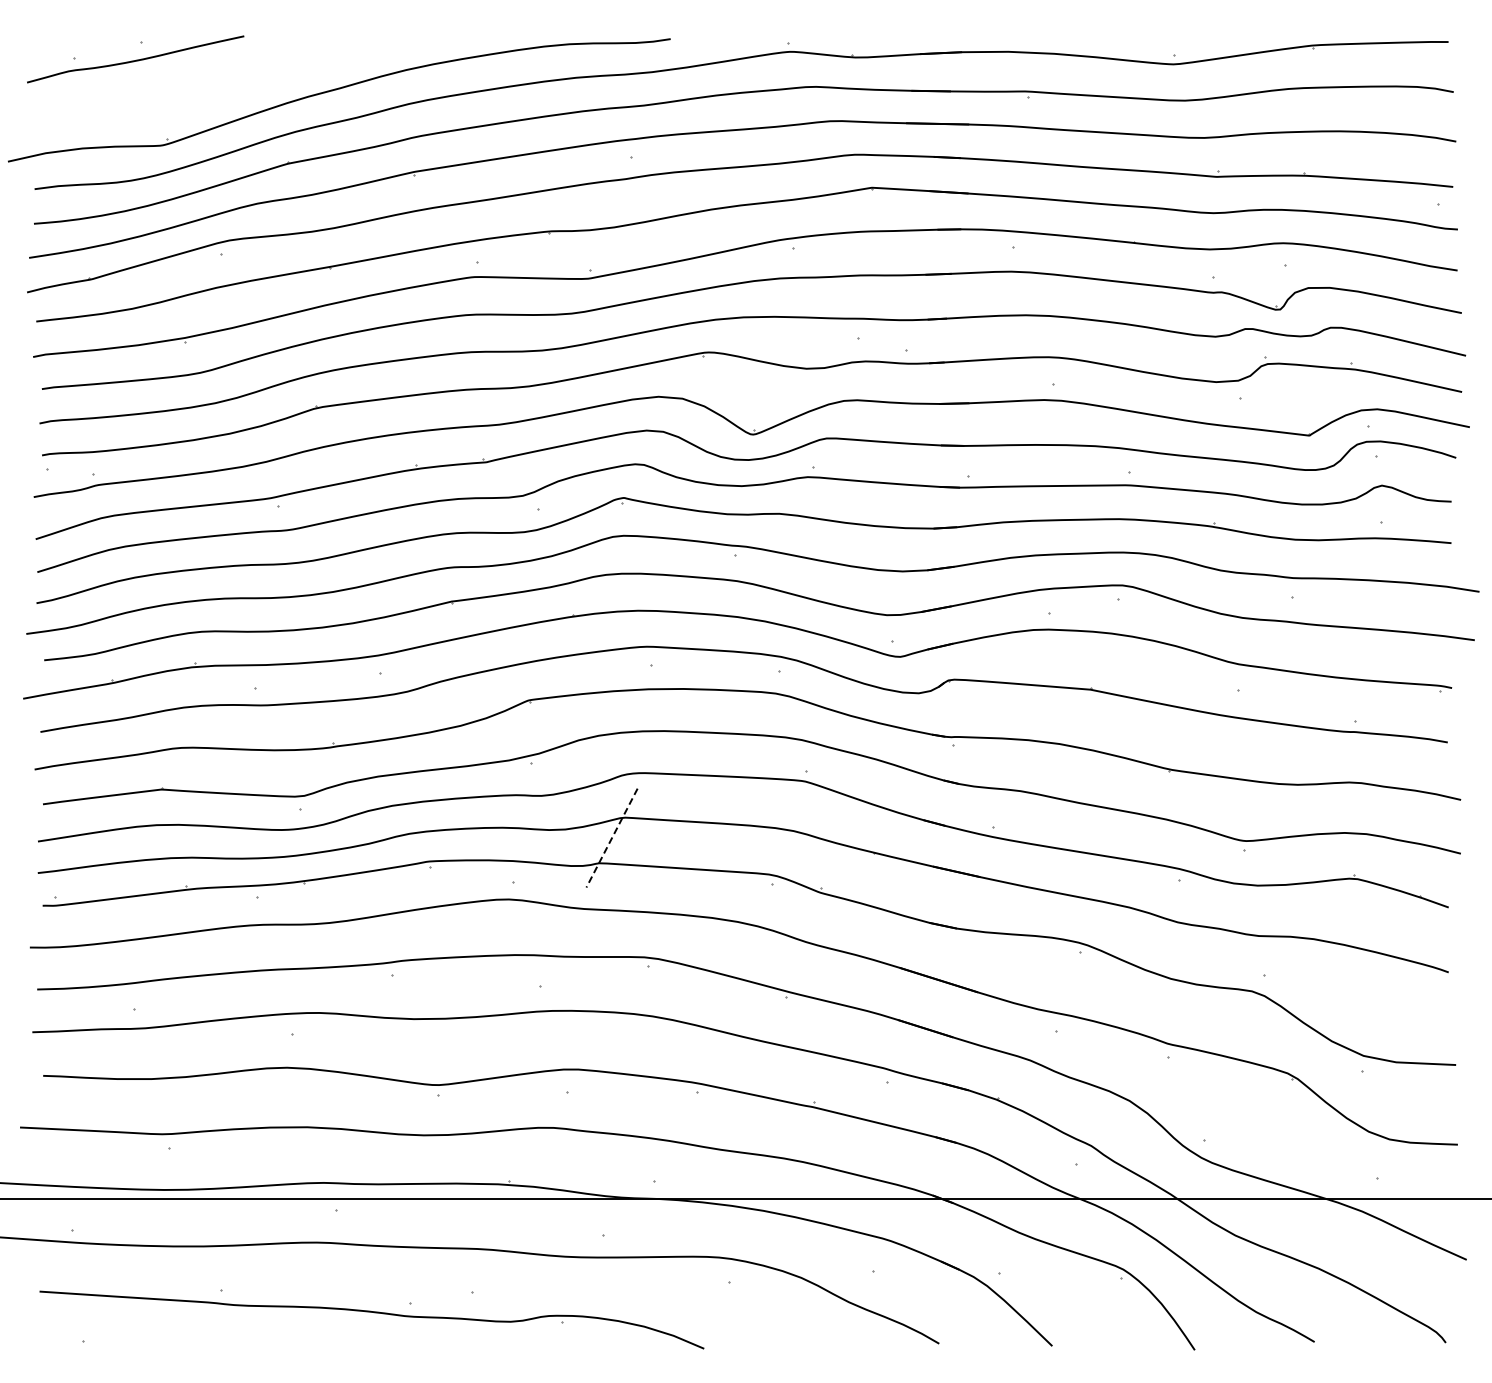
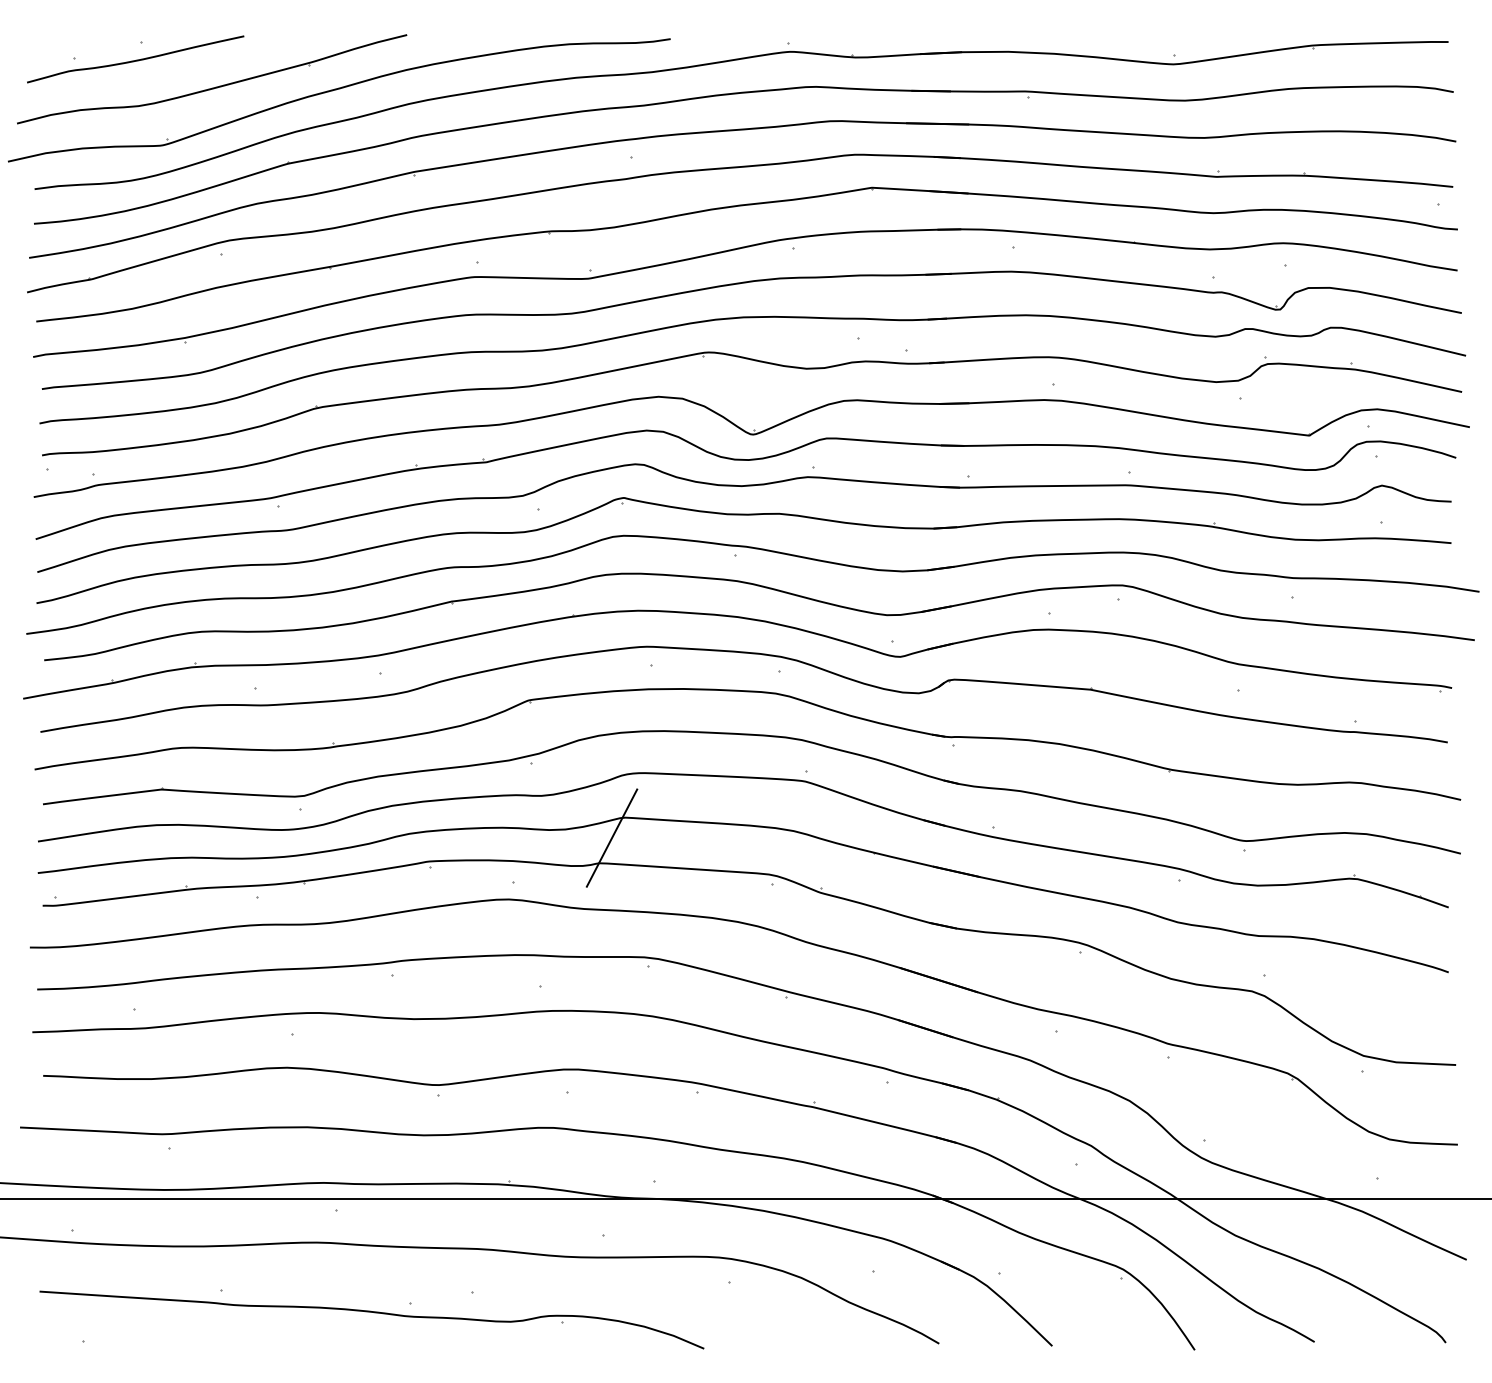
part: none -> present (215, 86)
line: dashed -> solid (612, 838)
